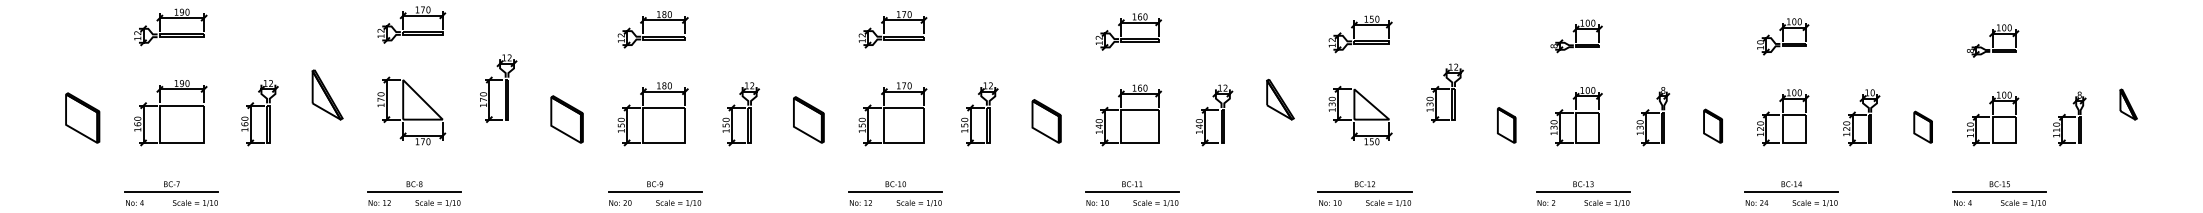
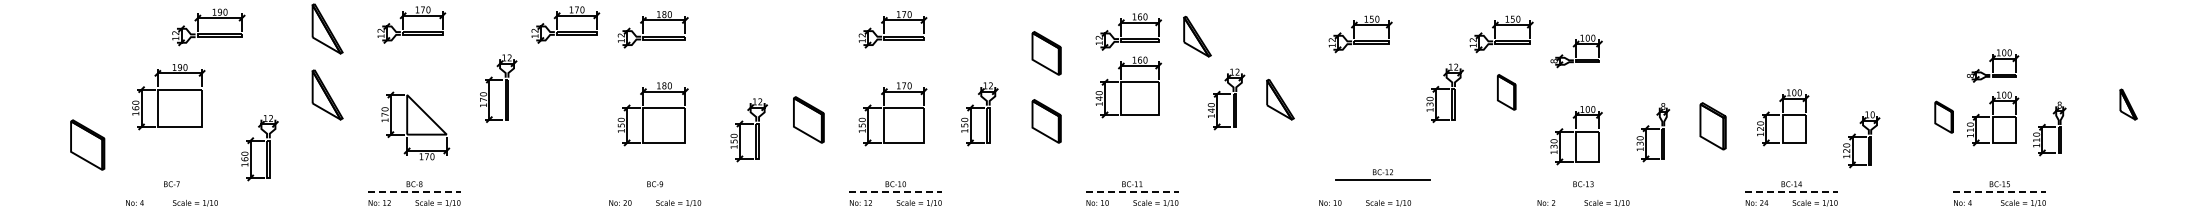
part position: (170, 27) -> (208, 27) (208, 27)
part: none -> present (327, 28)
part: none -> present (565, 31)
part: none -> present (1501, 34)
part: none -> present (1197, 36)
part position: (1576, 36) -> (1576, 51) (1576, 51)
part: present -> none (1783, 36)
part position: (1993, 40) -> (1993, 65) (1993, 65)
part: none -> present (1046, 53)
part position: (259, 106) -> (259, 141) (259, 141)
part position: (411, 110) -> (415, 125) (415, 125)
part position: (170, 113) -> (168, 97) (168, 97)
part position: (740, 114) -> (748, 130) (748, 130)
part position: (1128, 115) -> (1128, 87) (1128, 87)
part position: (1214, 115) -> (1226, 99) (1226, 99)
part: present -> none (1360, 115)
part position: (1576, 116) -> (1576, 135) (1576, 135)
part position: (1653, 116) -> (1653, 132) (1653, 132)
part position: (82, 117) -> (87, 144) (87, 144)
part position: (1861, 117) -> (1861, 139) (1861, 139)
part position: (2069, 118) -> (2049, 128) (2049, 128)
part: present -> none (566, 119)
part position: (1506, 125) -> (1506, 92) (1506, 92)
part size: 20x36 px -> 28x49 px (1712, 126)
part position: (1922, 126) -> (1943, 116) (1943, 116)
part position: (1364, 186) -> (1382, 174) (1382, 174)
line: present -> none (171, 191)
line: solid -> dashed (414, 191)
line: present -> none (654, 191)
line: solid -> dashed (895, 191)
line: solid -> dashed (1132, 191)
line: present -> none (1583, 191)
line: solid -> dashed (1791, 191)
line: solid -> dashed (1999, 191)
